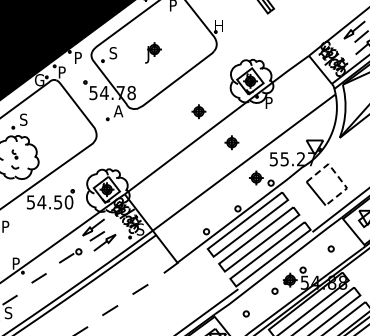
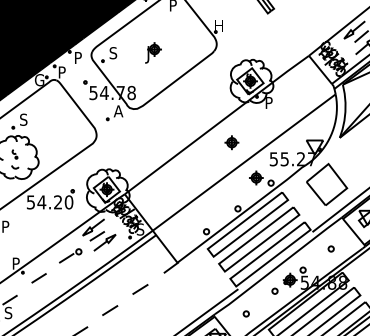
part: present -> none (198, 111)
line: dashed -> solid (337, 175)
text: 54.50 -> 54.20 (58, 202)
